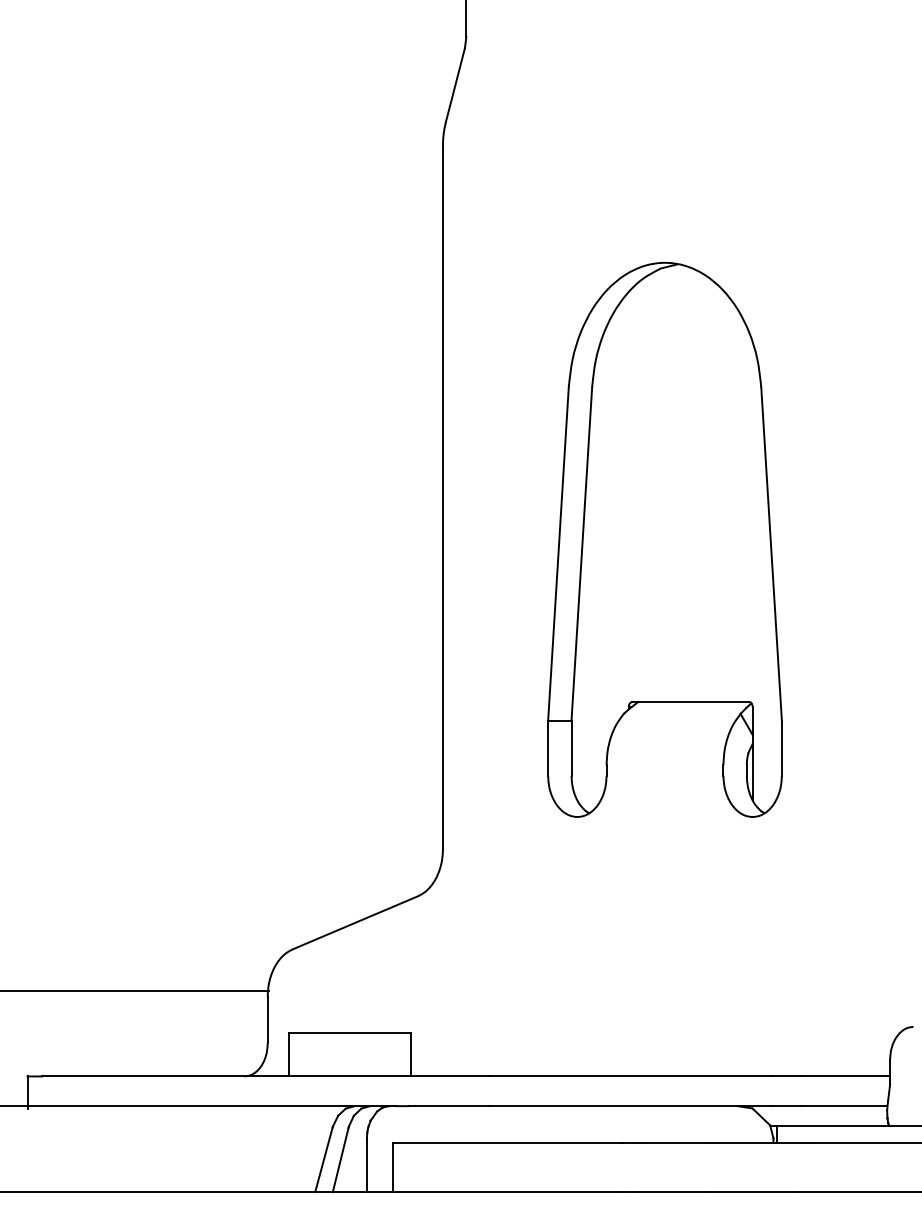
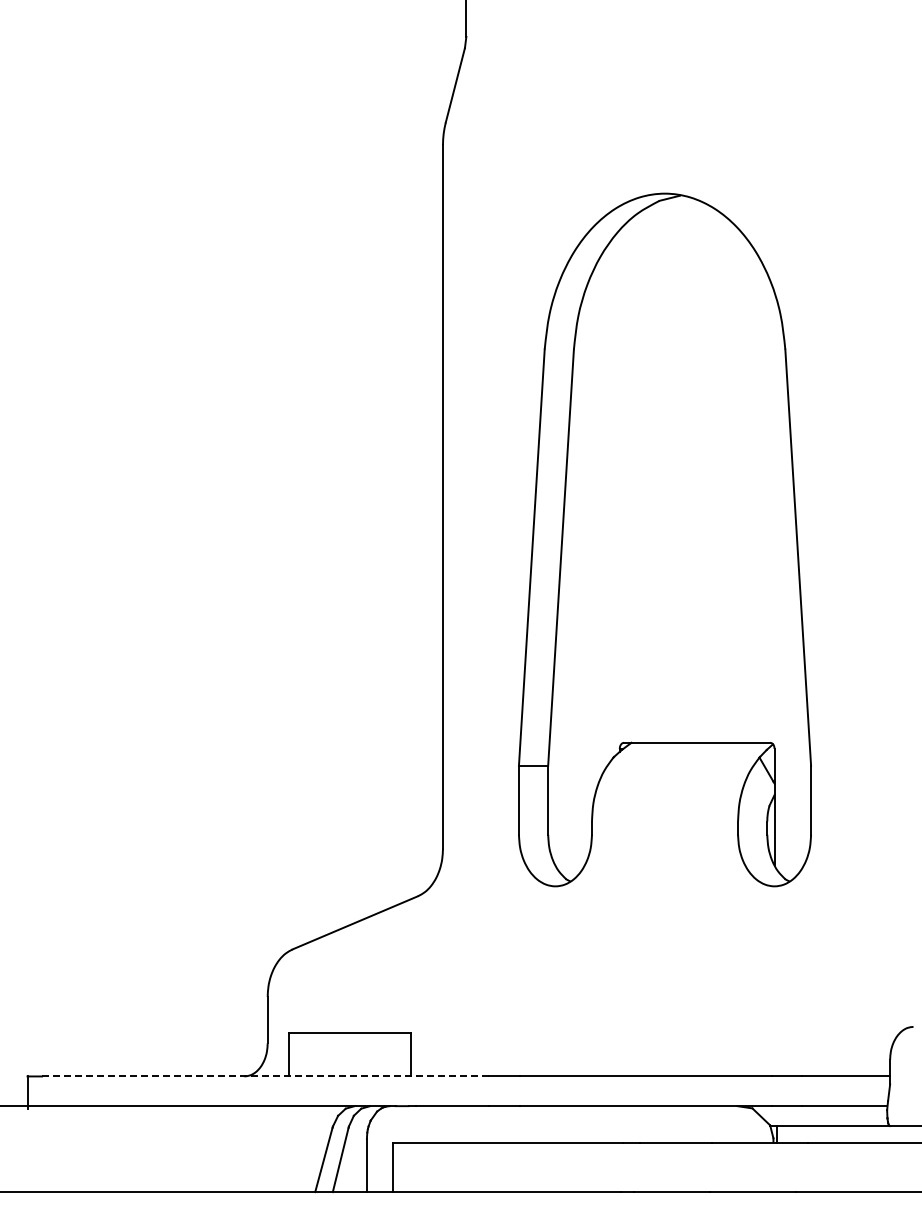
part size: 236x557 px -> 294x696 px (664, 539)
line: present -> none (135, 990)
line: solid -> dashed (266, 1076)
